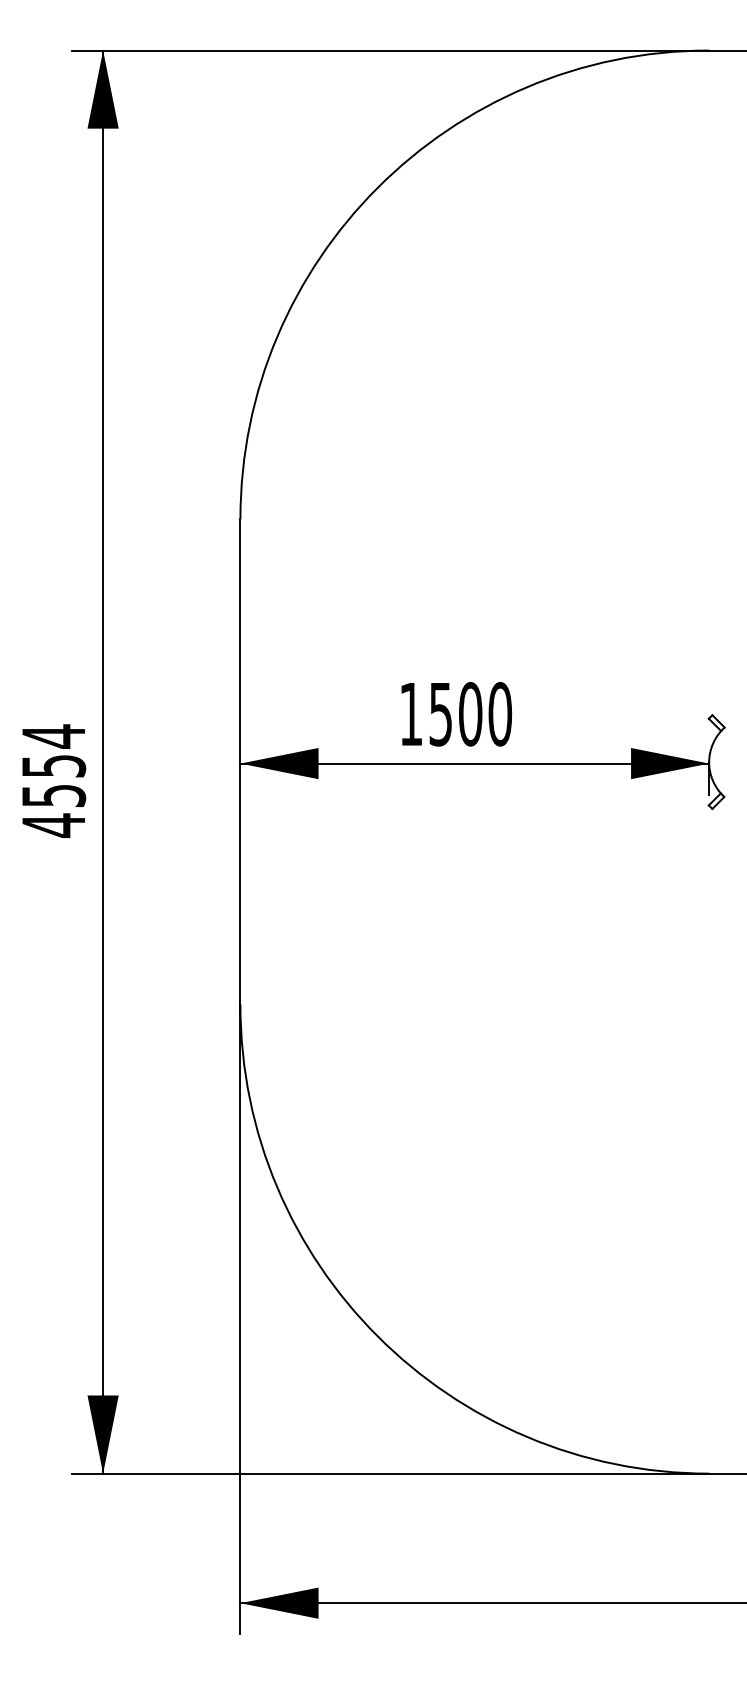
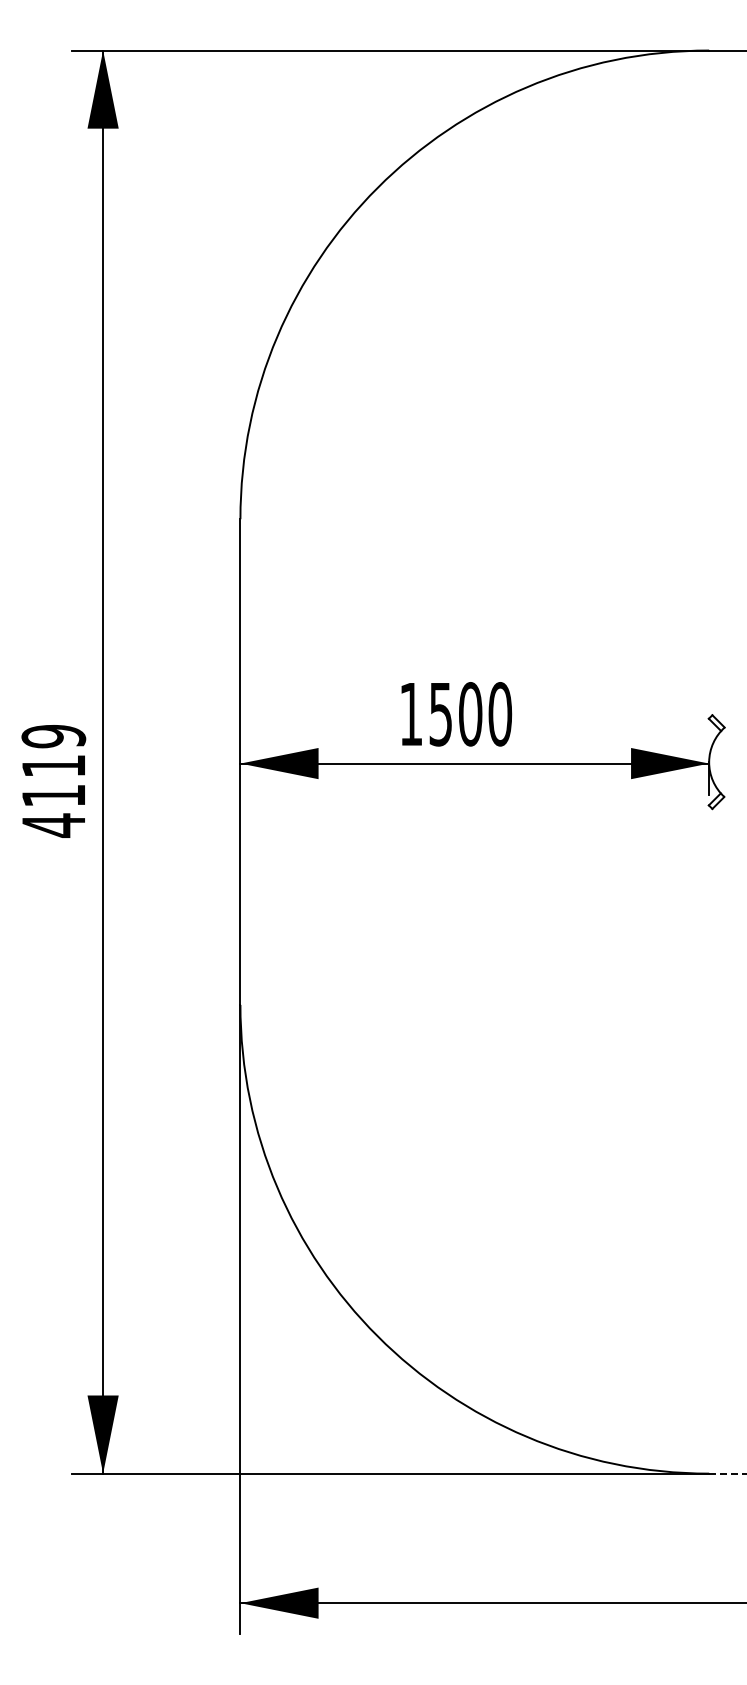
text: 4554 -> 4119 (53, 765)
line: solid -> dashed (728, 1473)
